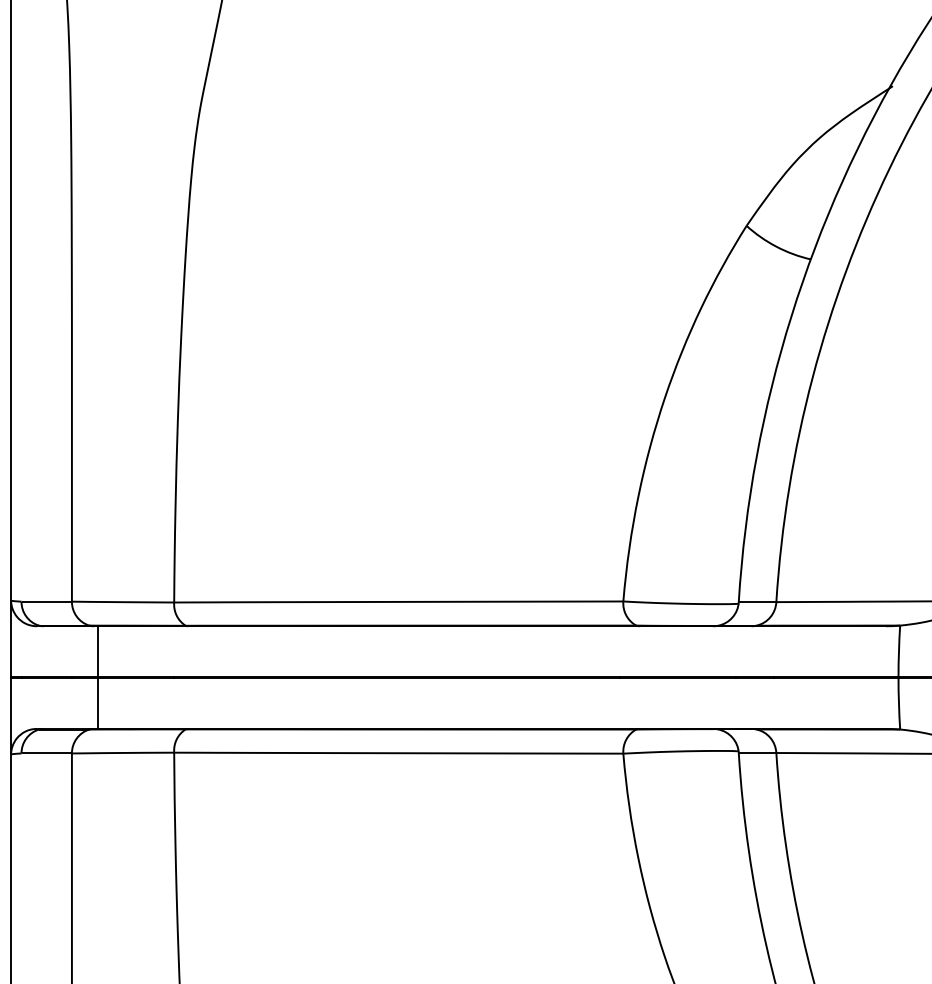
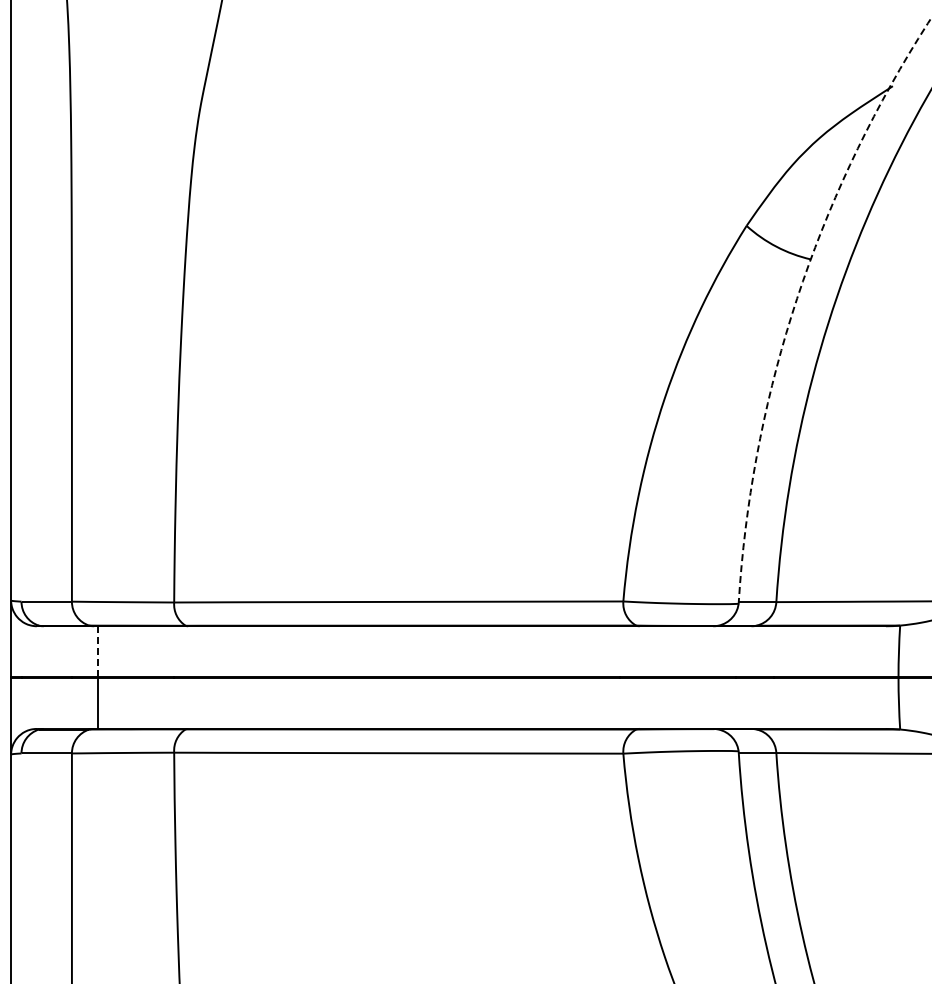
arc: solid -> dashed (797, 298)
line: solid -> dashed (97, 652)
